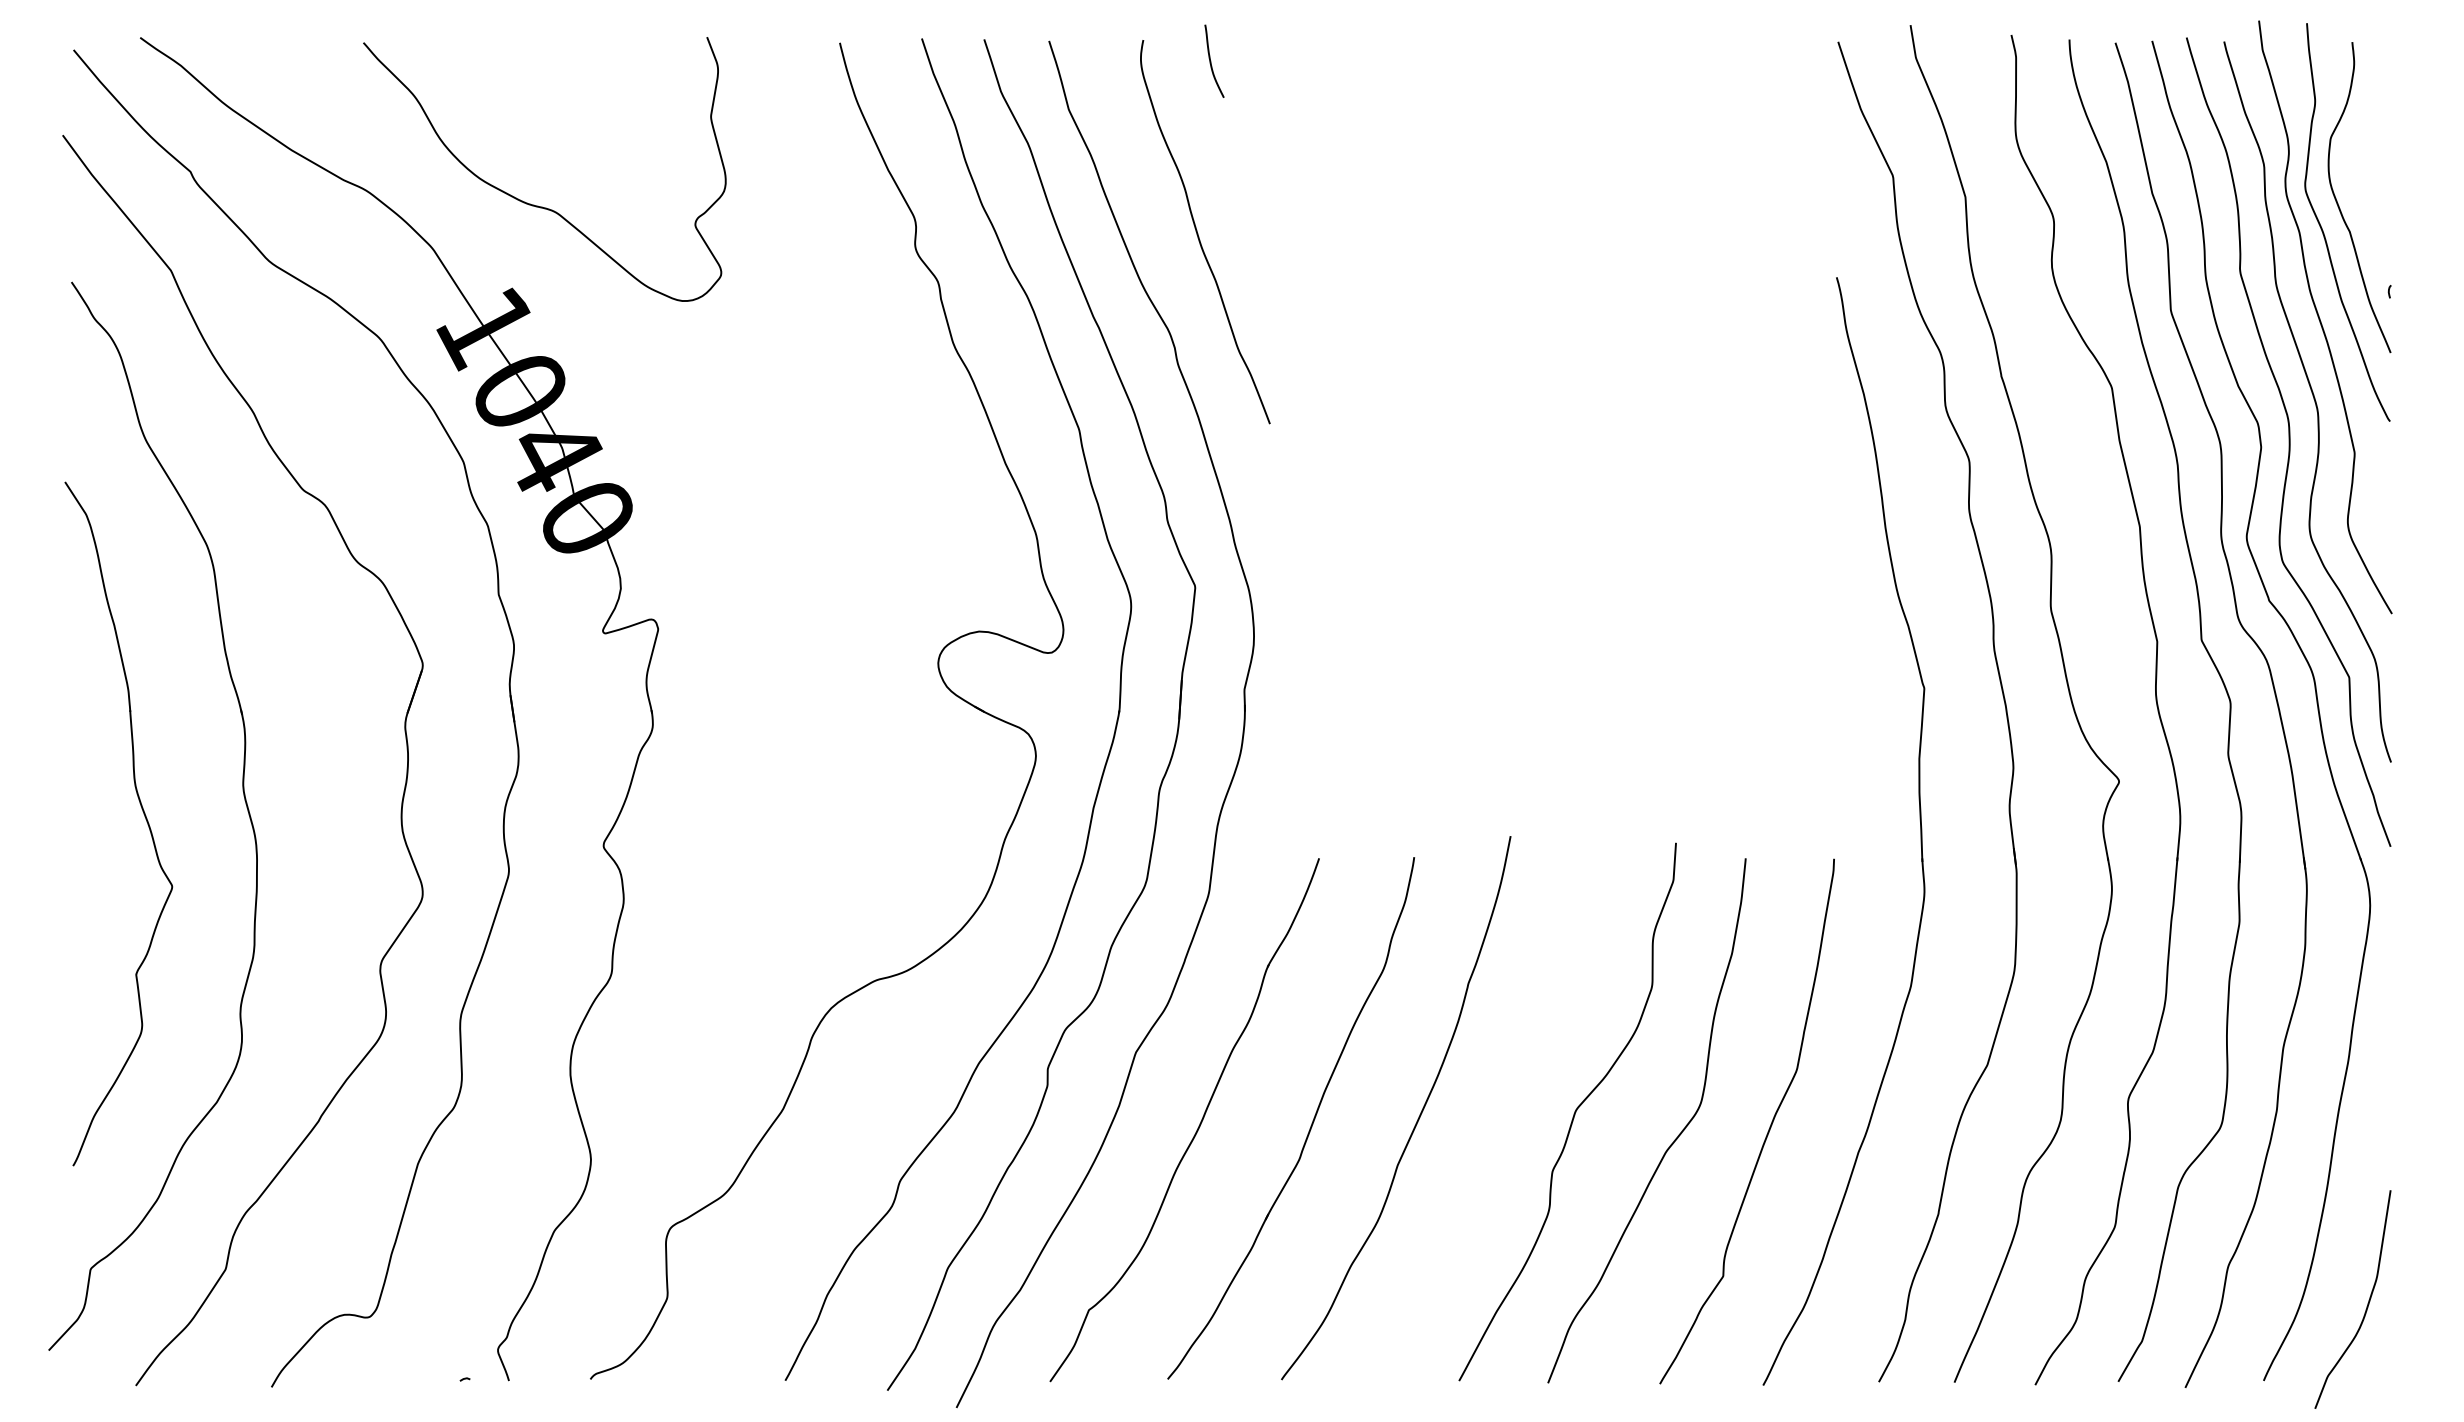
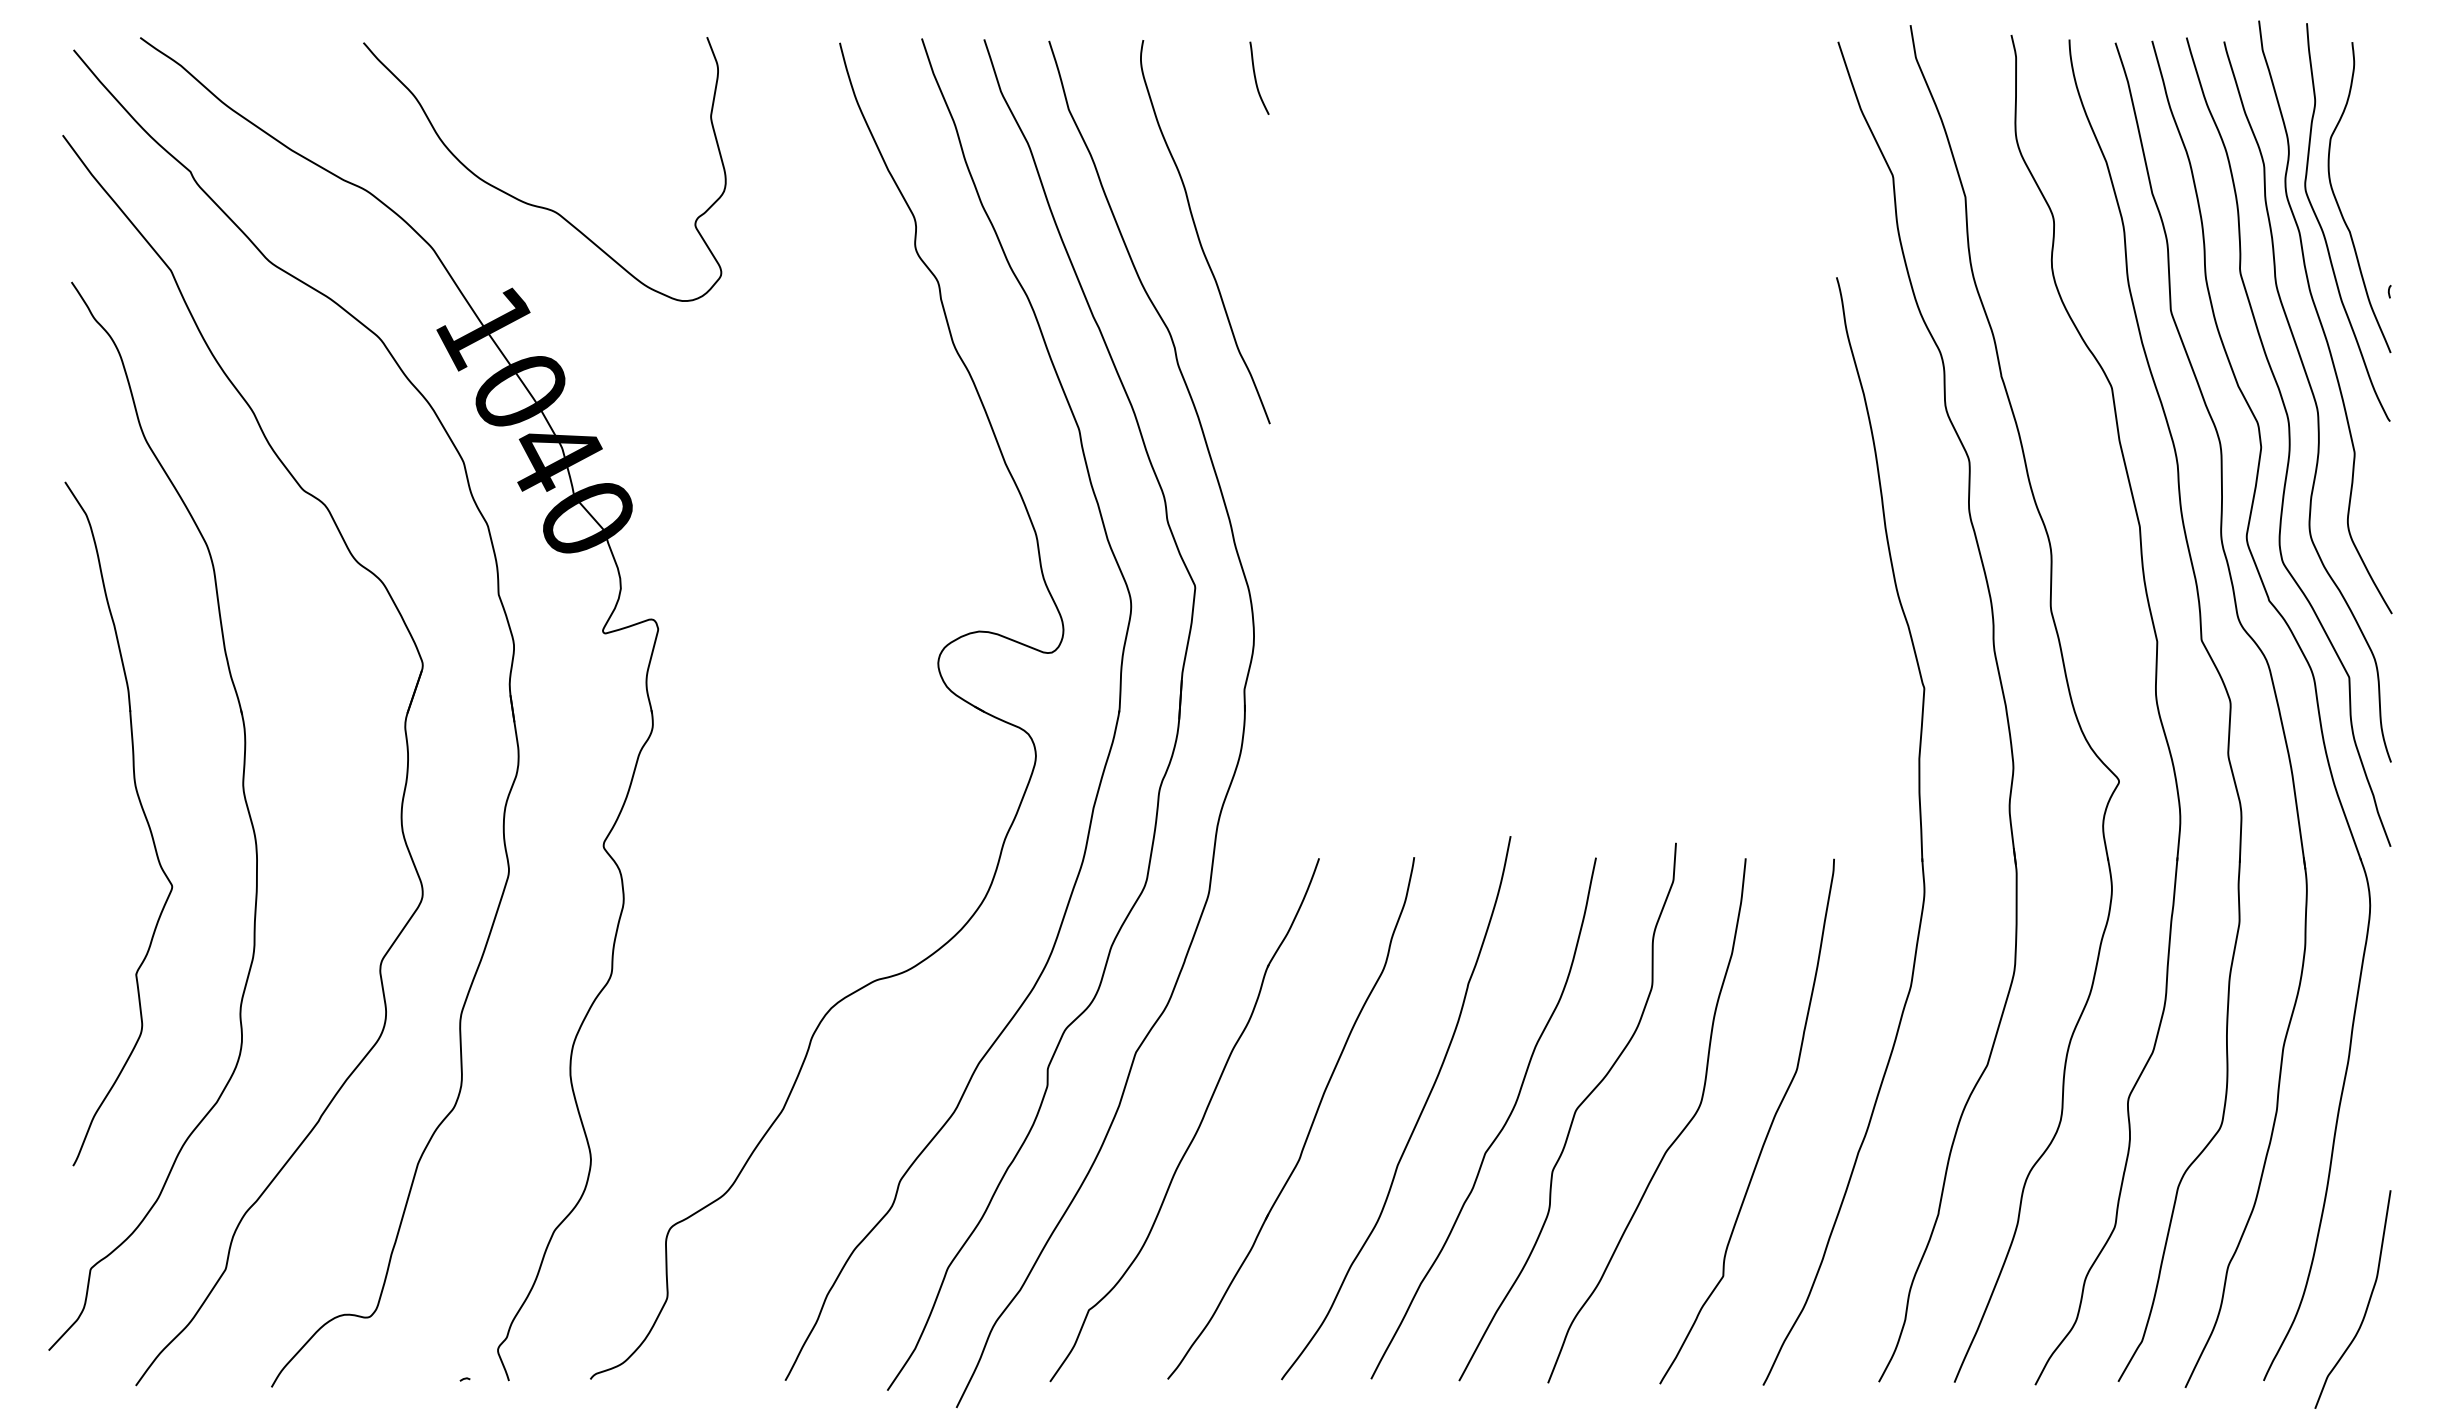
curve position: (1211, 60) -> (1256, 77) (1256, 77)
curve: none -> present (1498, 1132)
